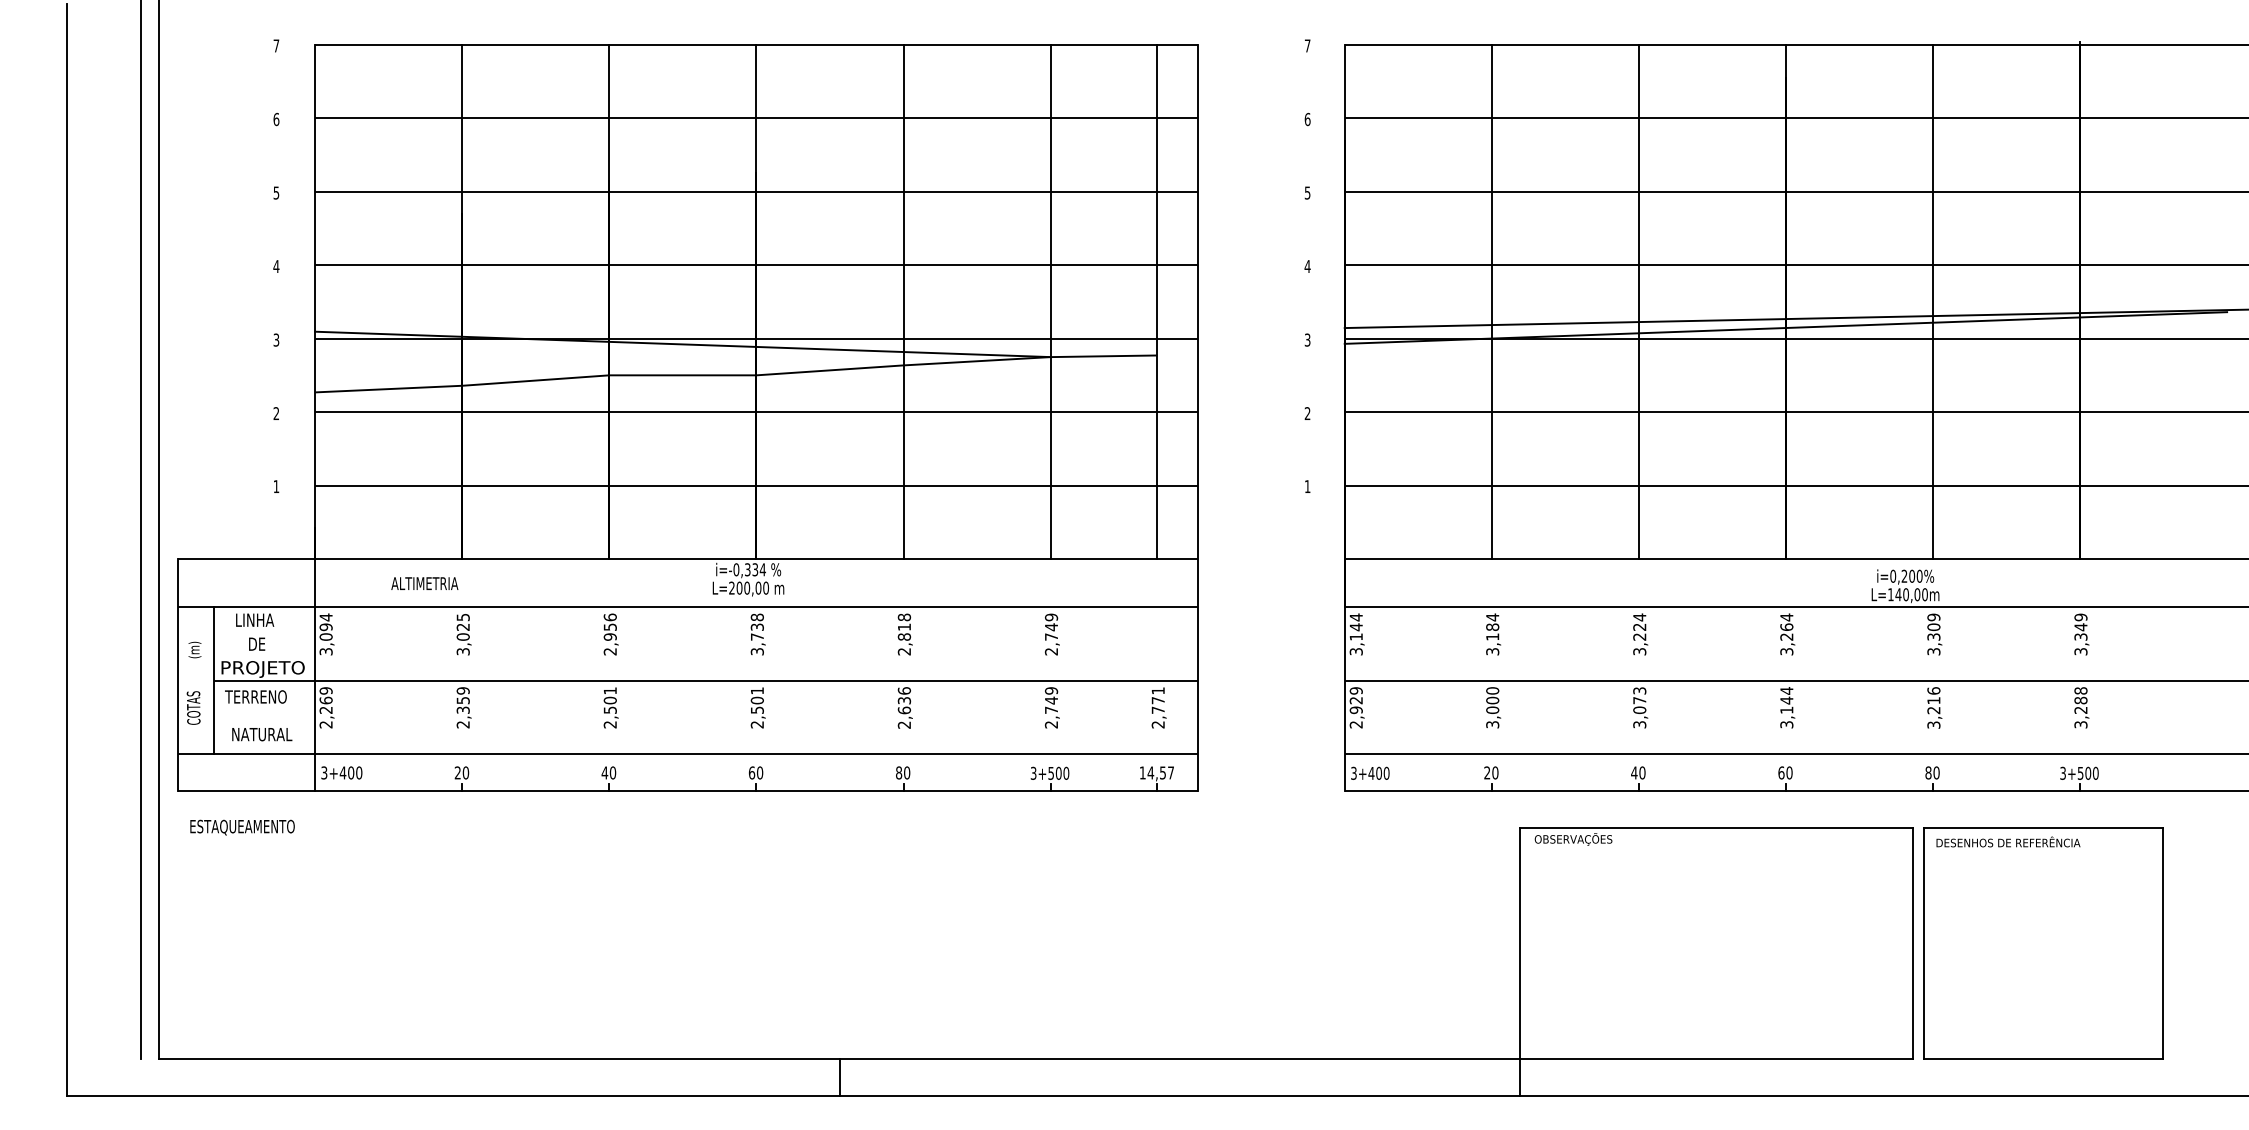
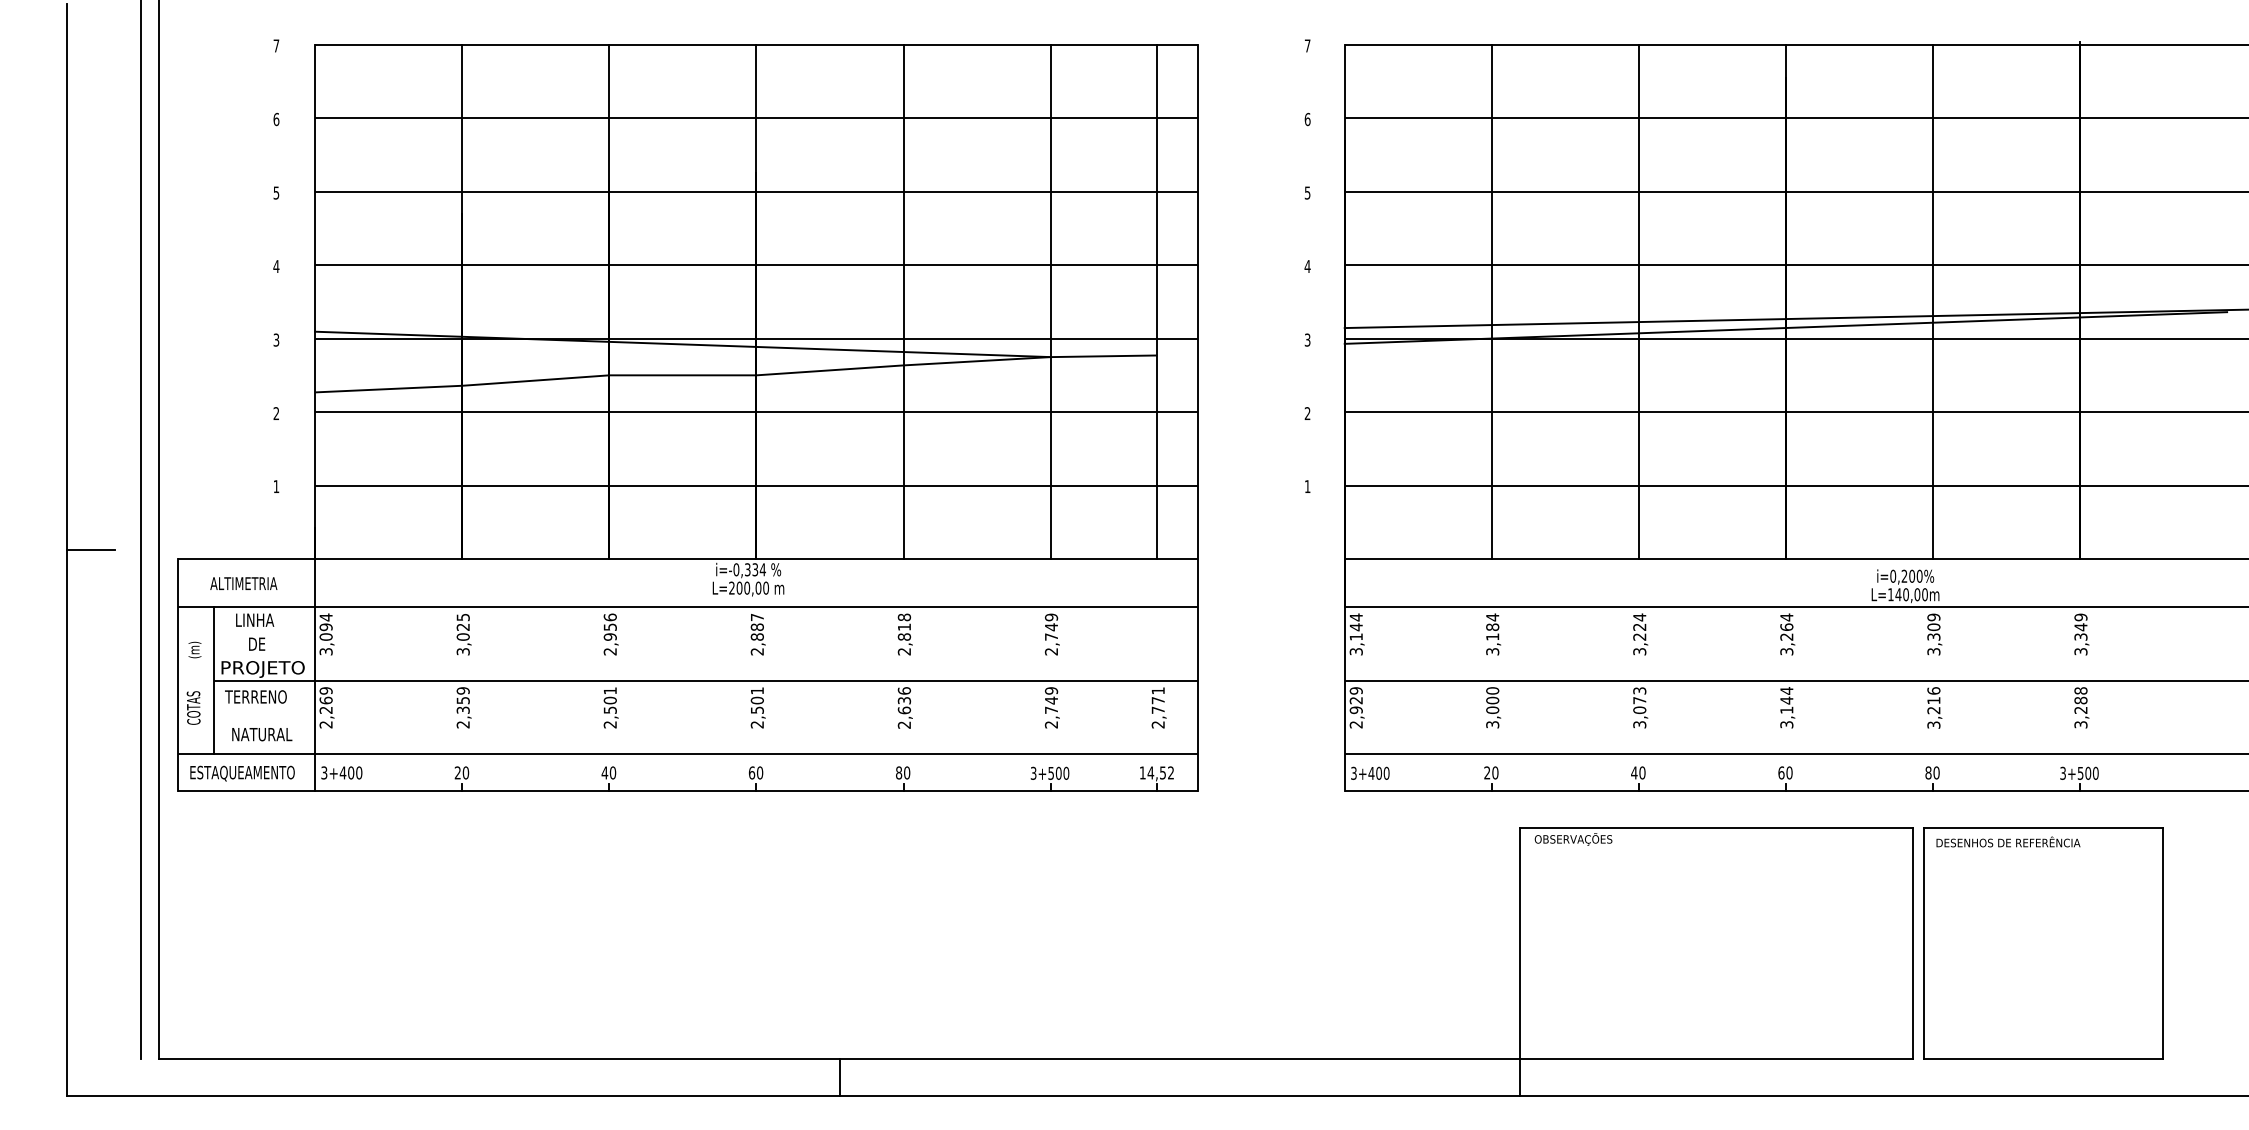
line: none -> present (90, 550)
text position: (424, 583) -> (243, 583) (243, 583)
text: 3,738 -> 2,887 (756, 634)
text: 14,57 -> 14,52 (1170, 772)
text position: (242, 827) -> (242, 773) (242, 773)
